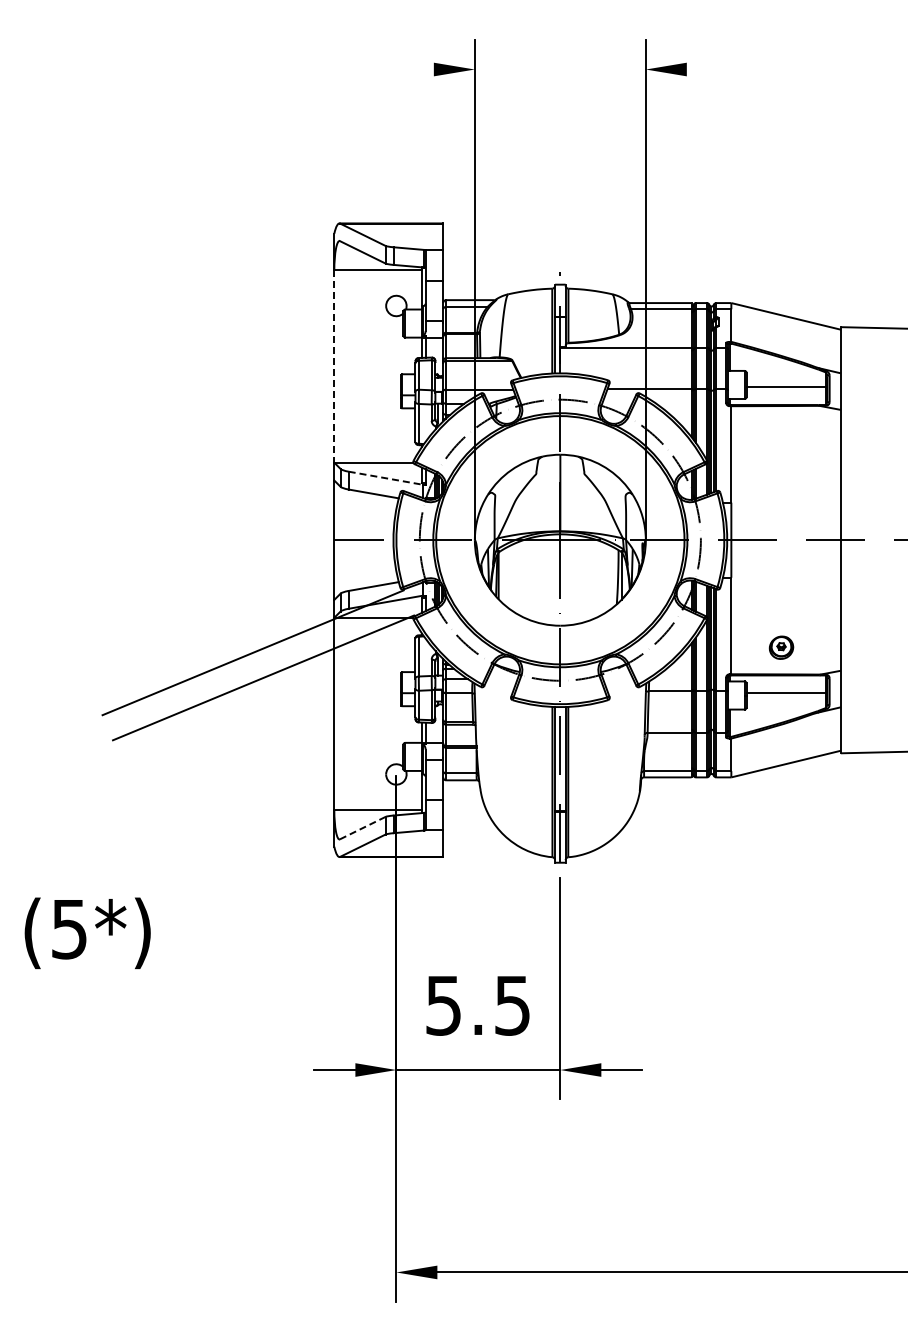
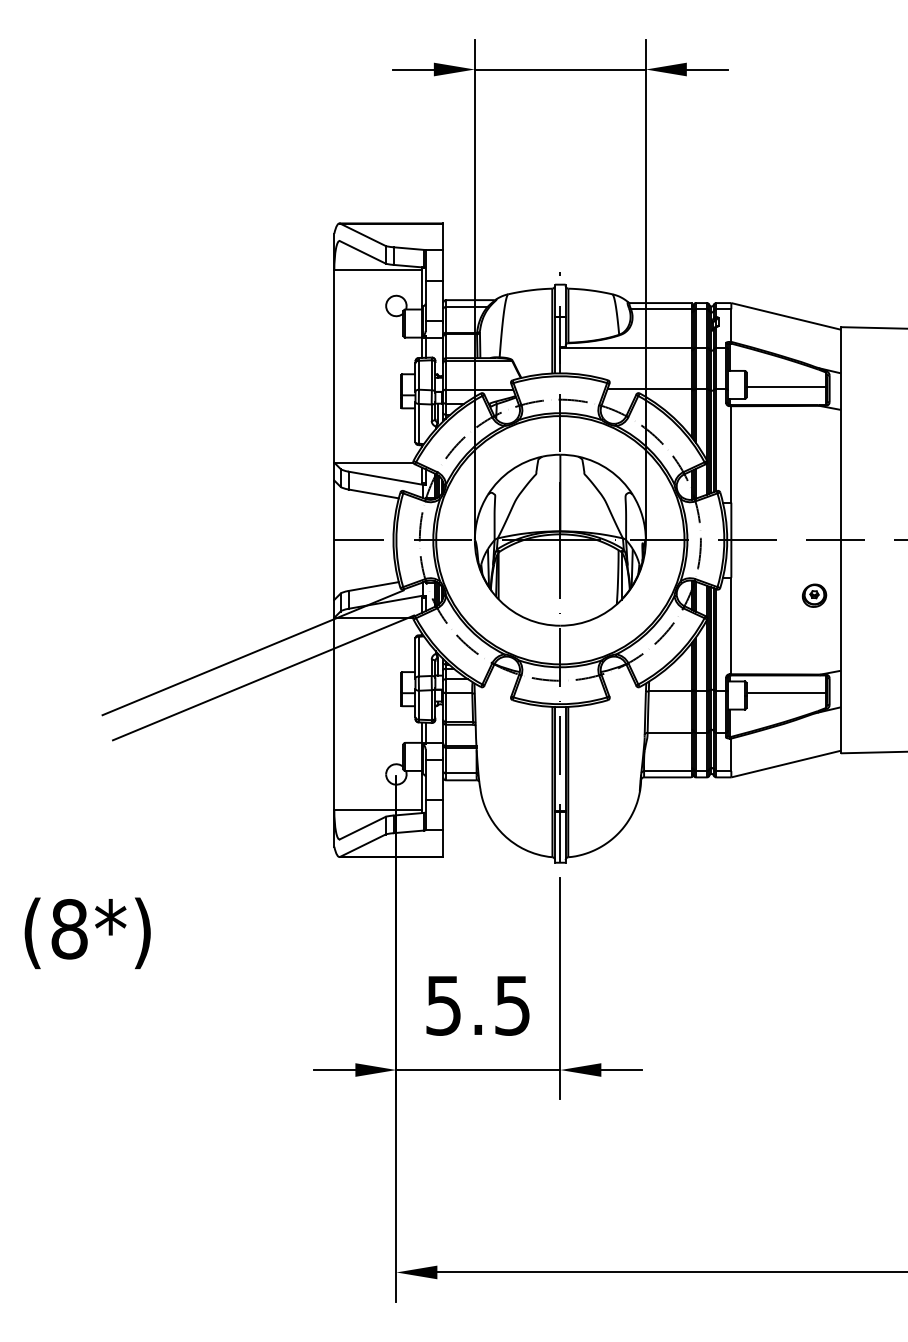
line: none -> present (412, 69)
line: none -> present (559, 69)
line: none -> present (706, 69)
line: dashed -> solid (334, 366)
line: dashed -> solid (385, 478)
part position: (781, 647) -> (814, 595) (814, 595)
line: dashed -> solid (363, 827)
text: (5*) -> (8*) (69, 929)
